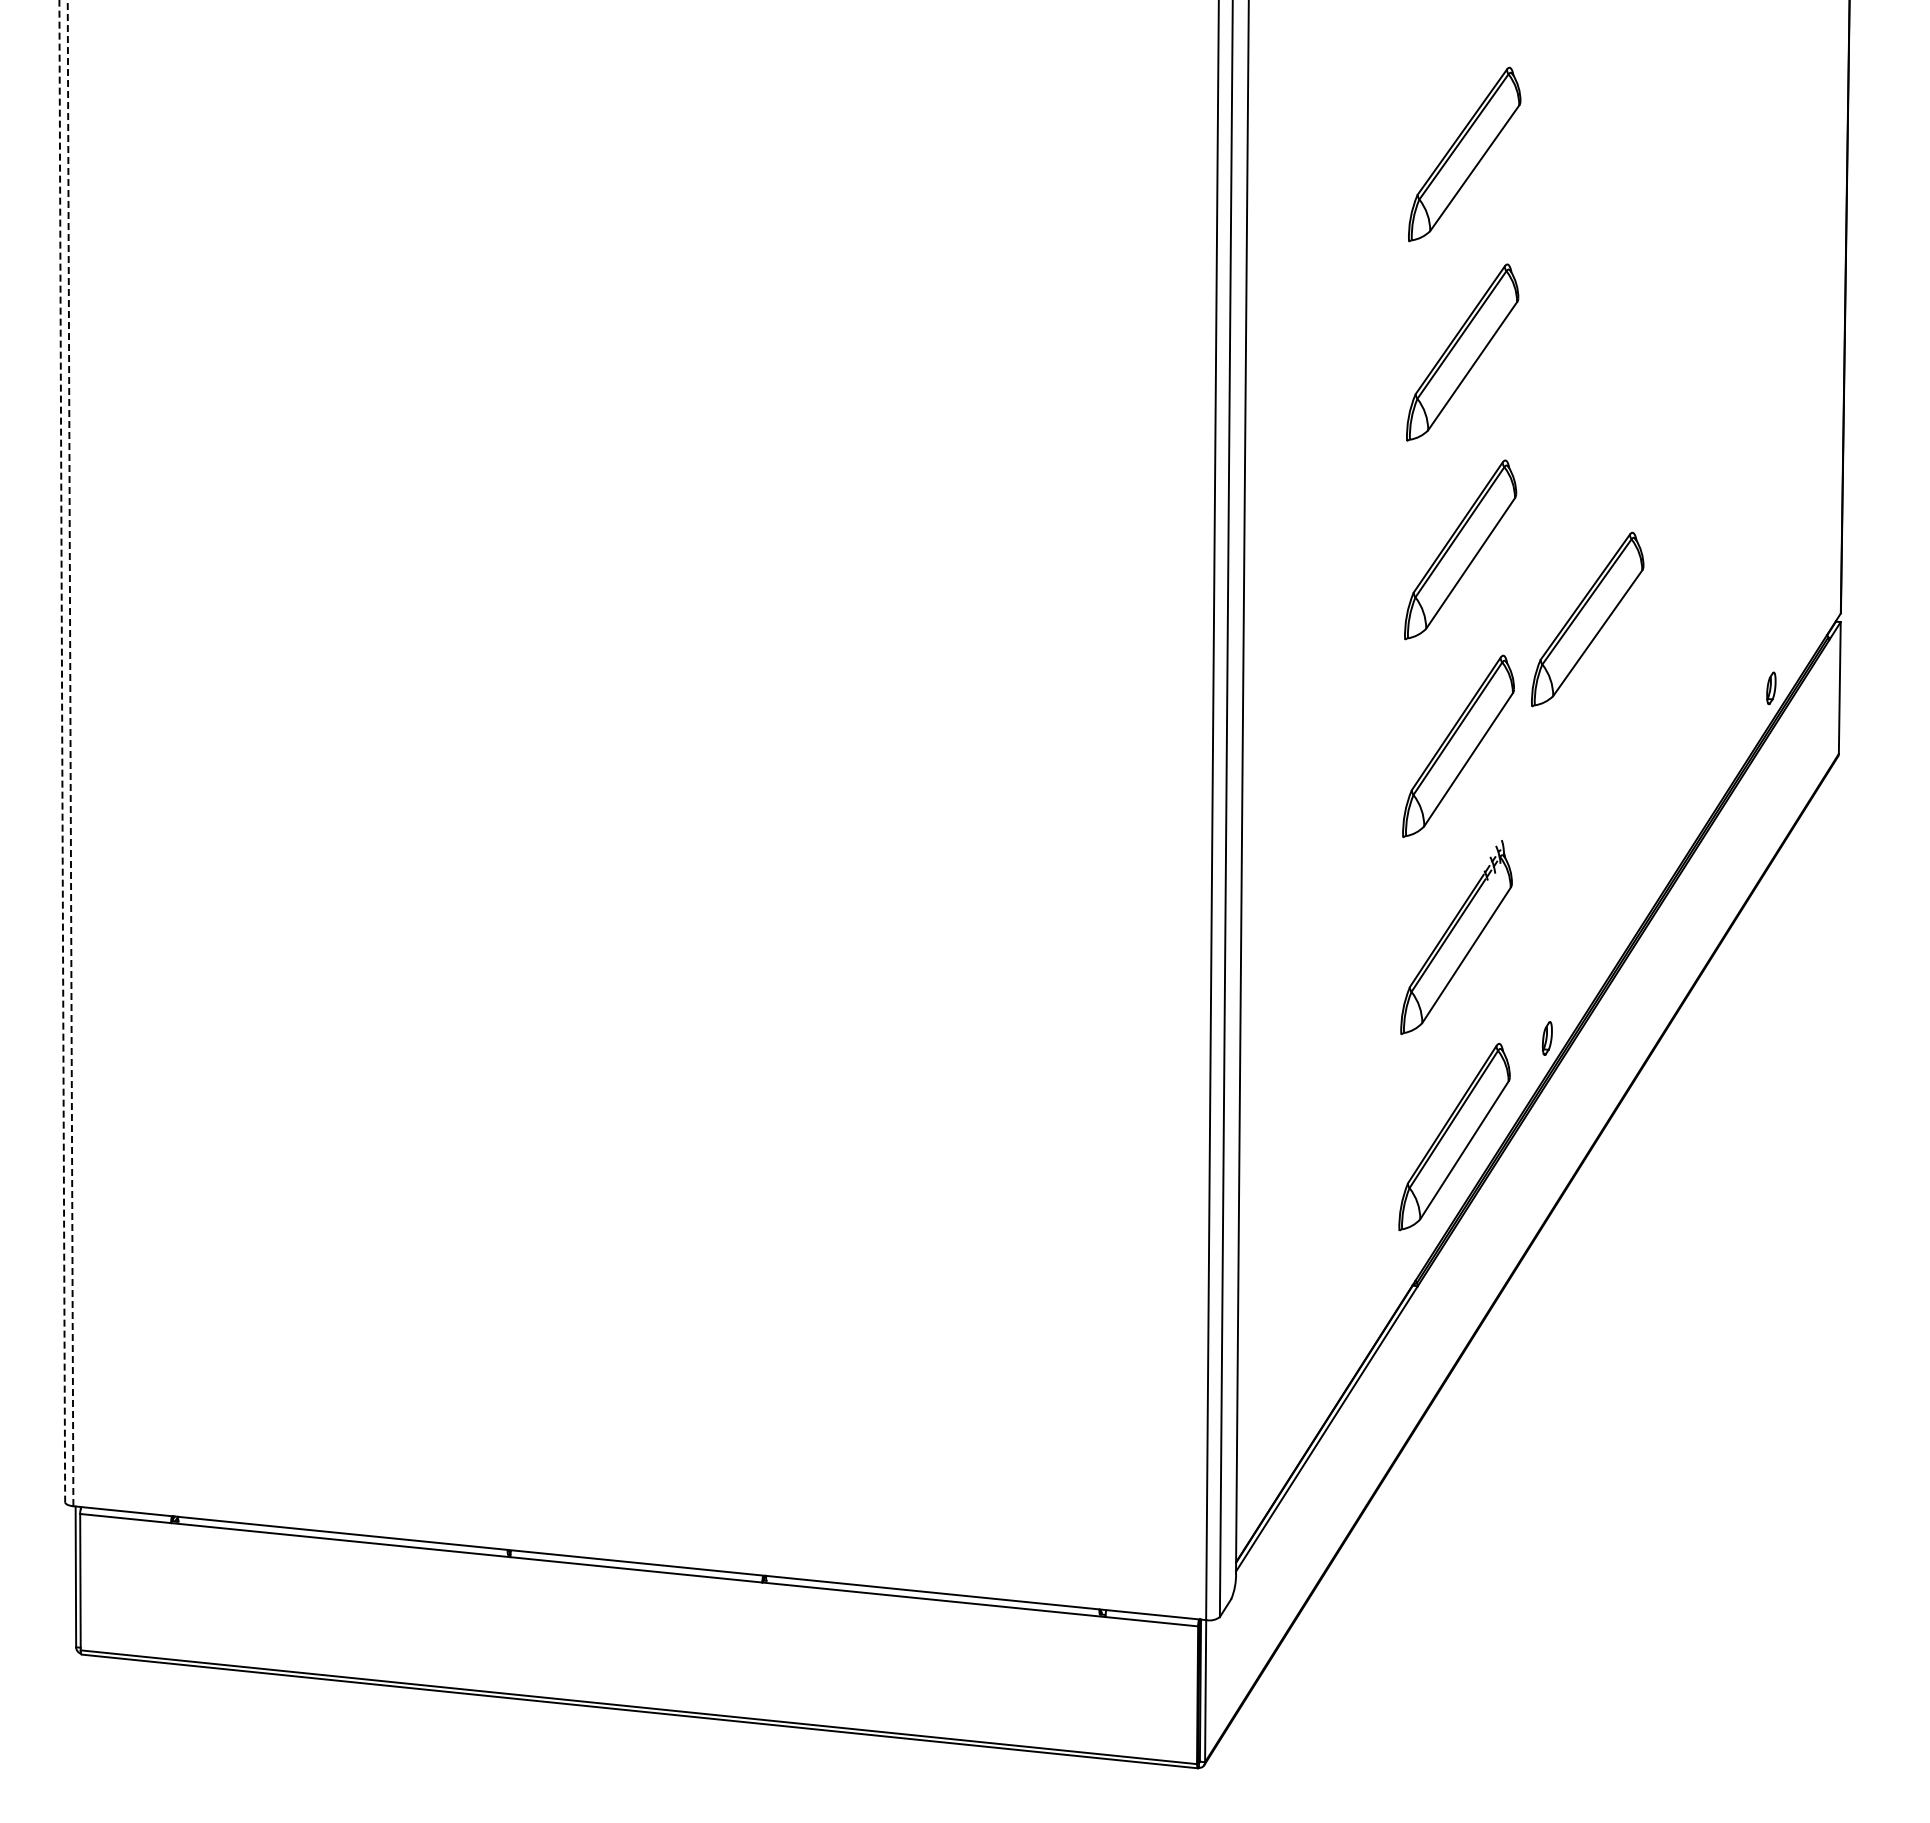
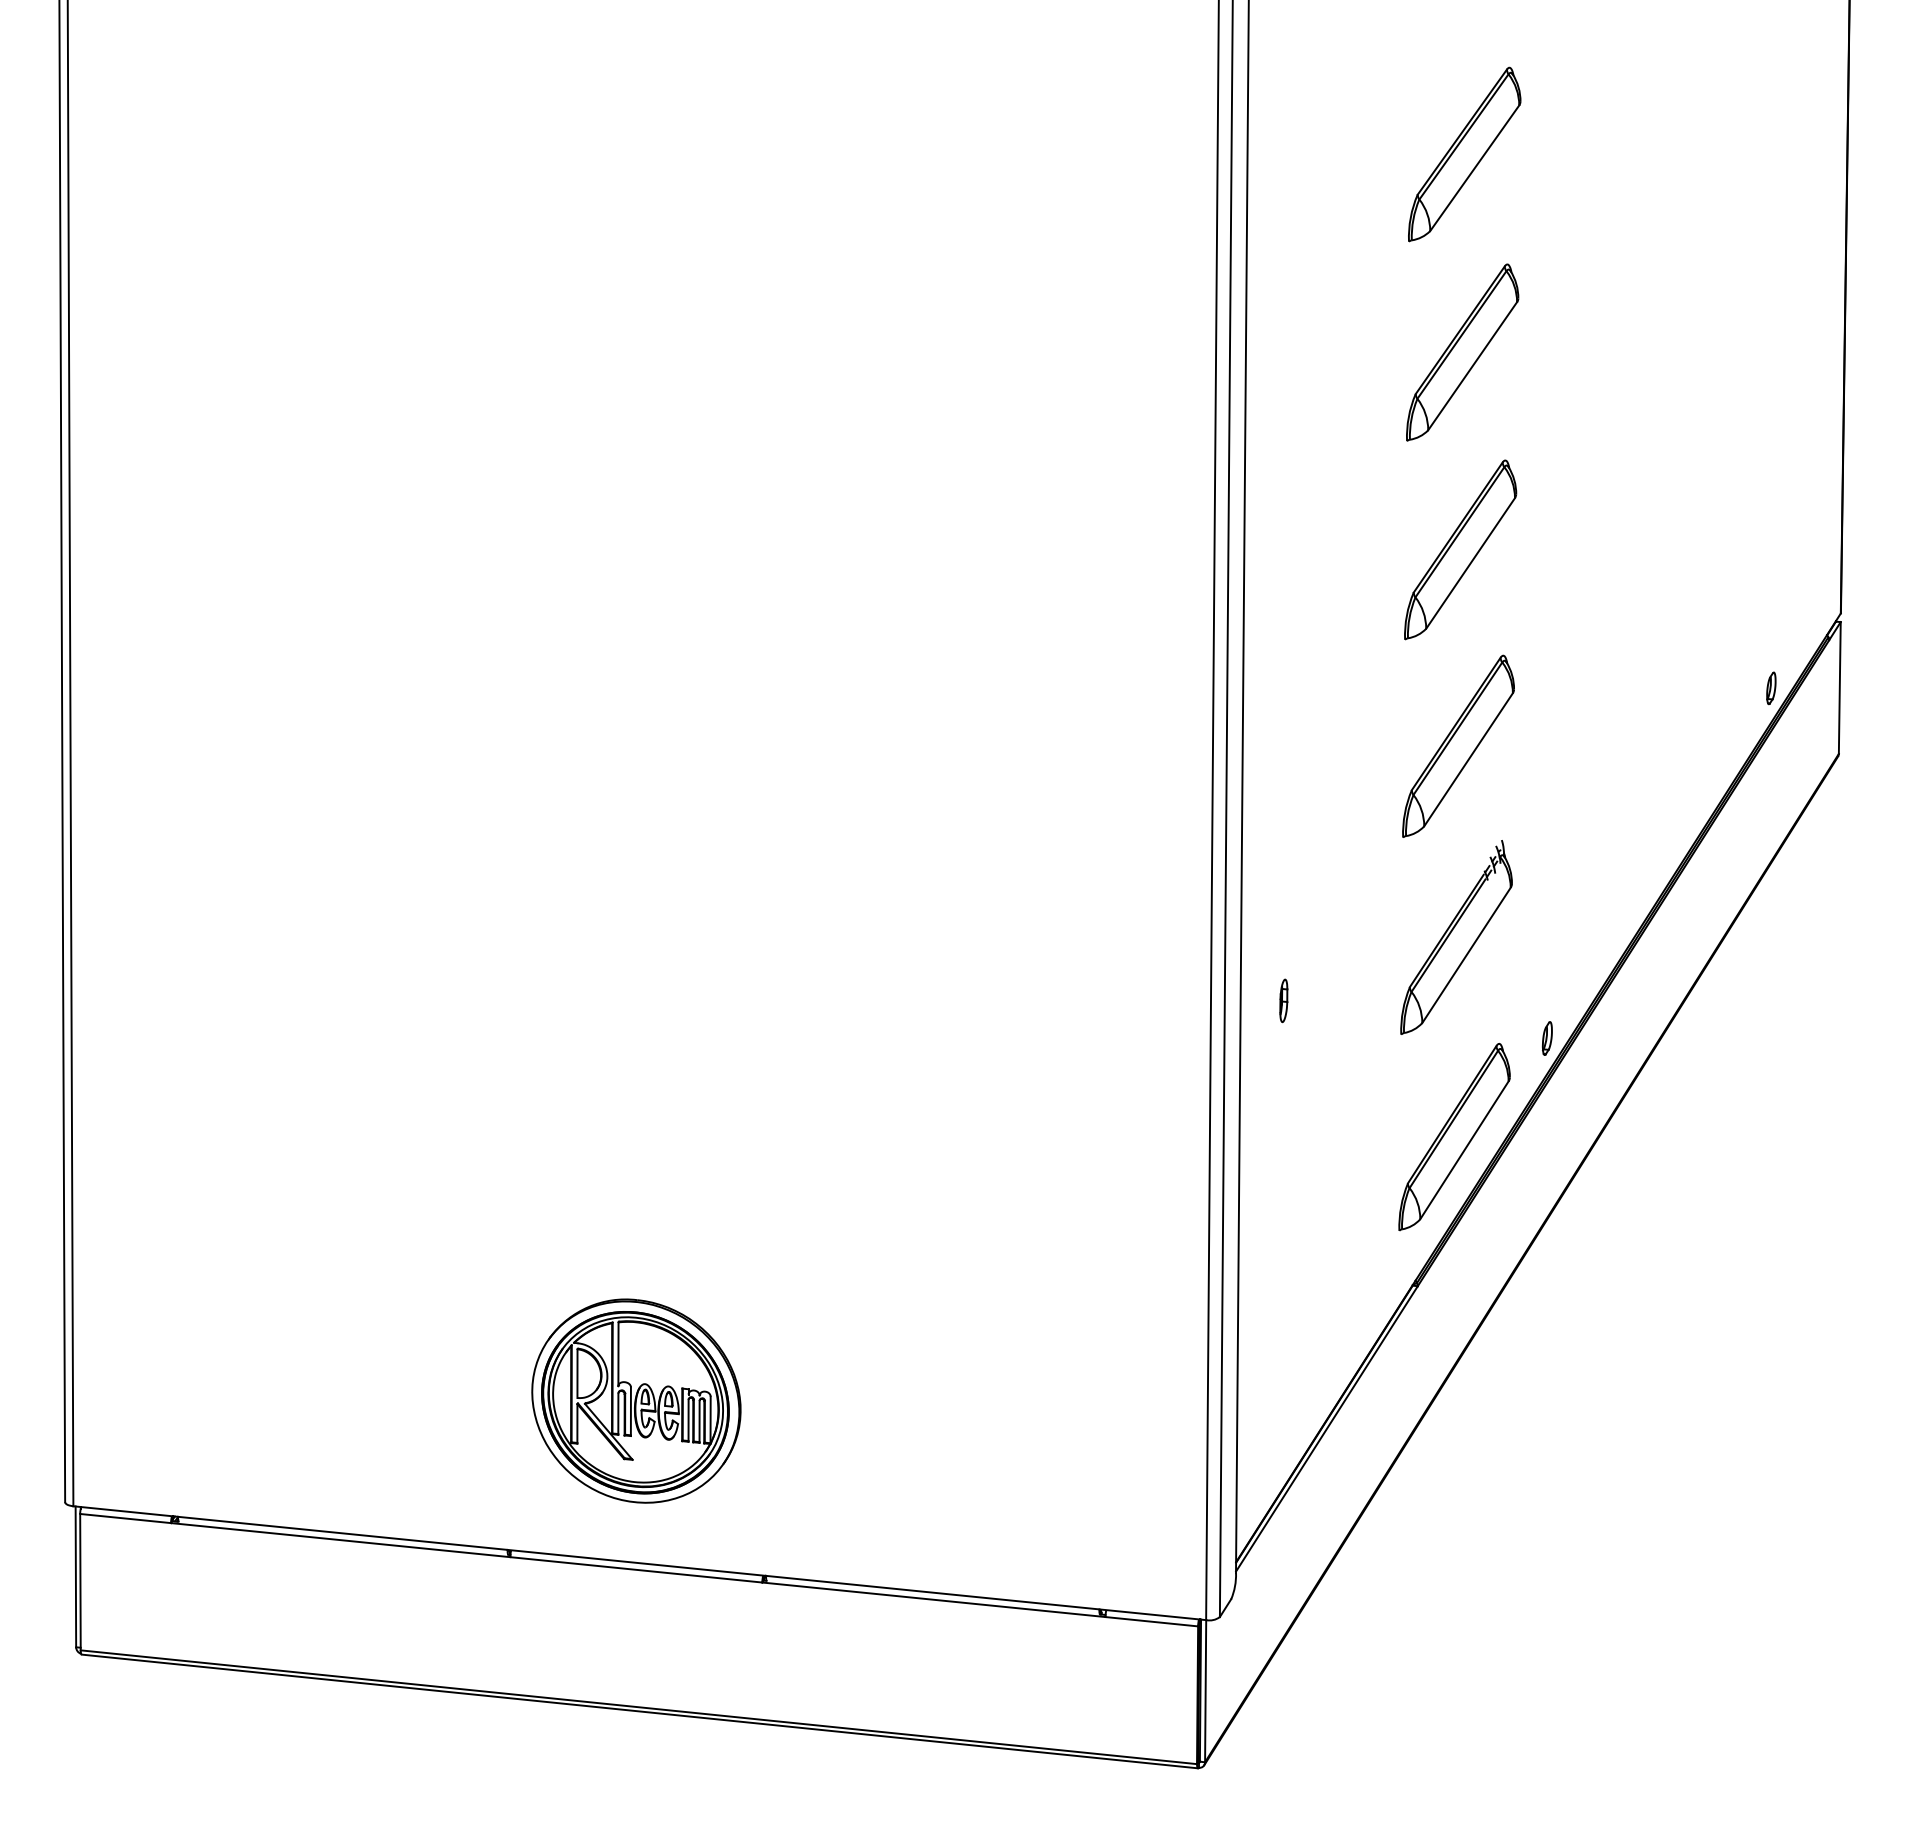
part: present -> none (1587, 619)
line: dashed -> solid (62, 751)
line: dashed -> solid (70, 753)
part: none -> present (1283, 1000)
part: none -> present (636, 1400)
